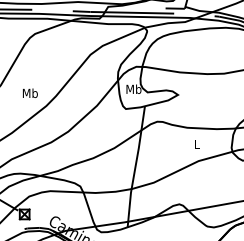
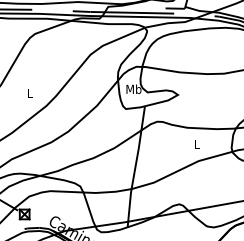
text: Mb -> L (29, 93)
